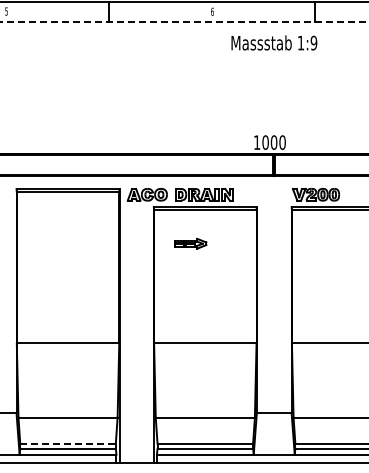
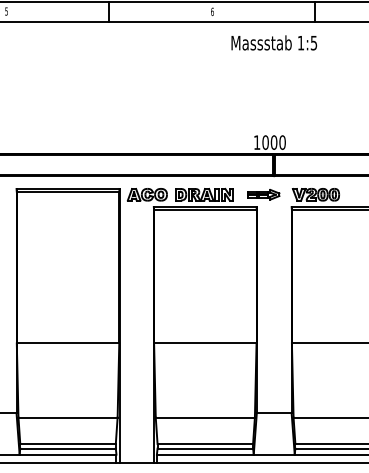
line: dashed -> solid (184, 22)
text: 1:9 -> 1:5 (313, 42)
part position: (190, 243) -> (263, 194) (263, 194)
line: dashed -> solid (68, 443)
